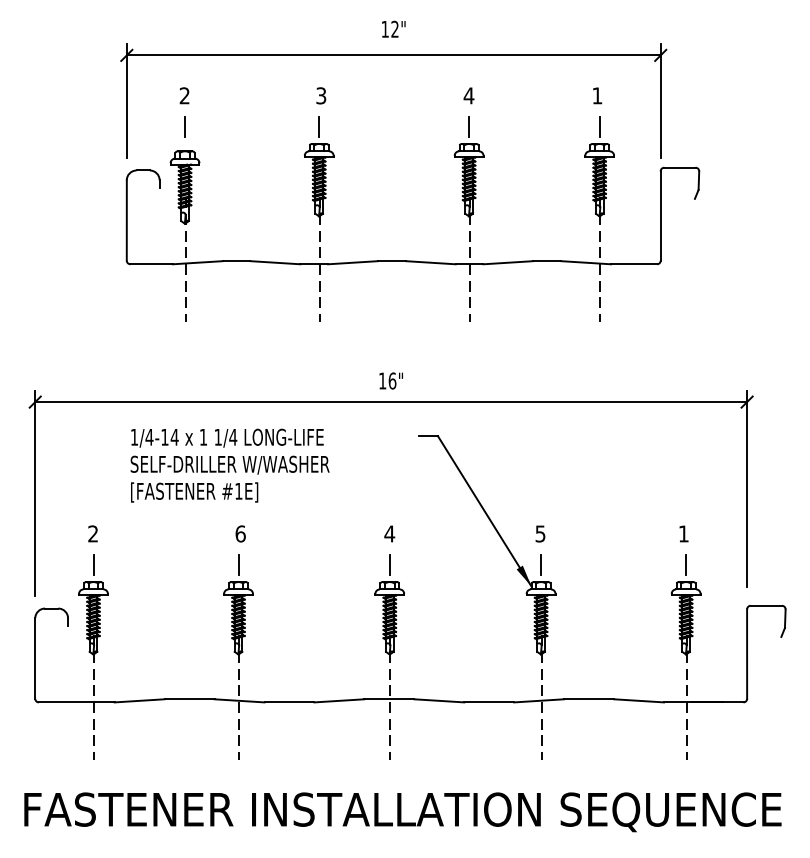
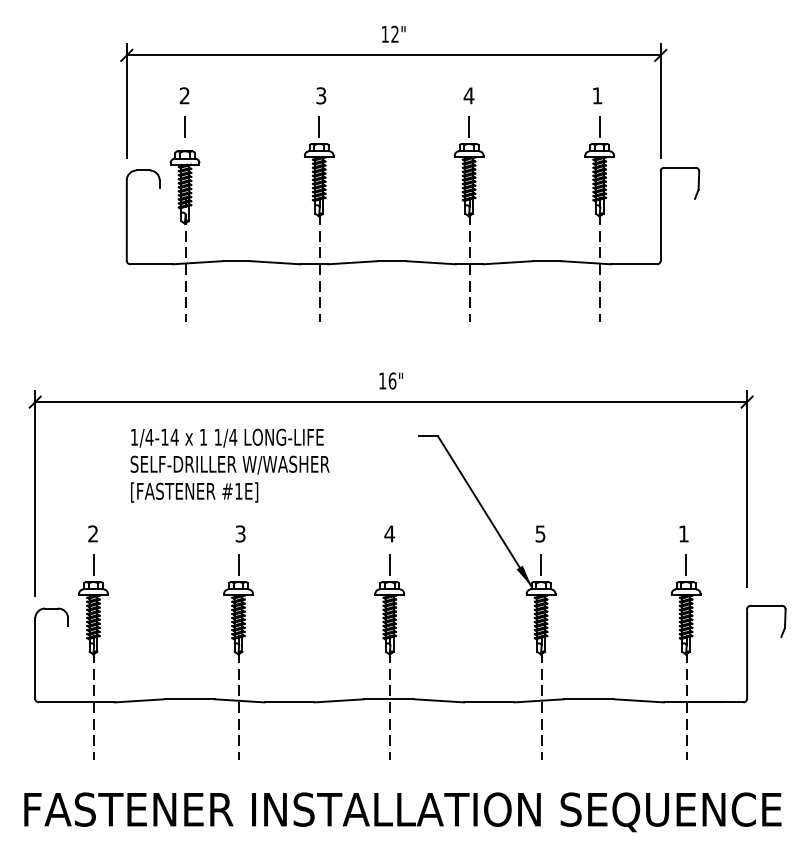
text position: (393, 28) -> (393, 33) (393, 33)
text: 6 -> 3 (240, 533)
